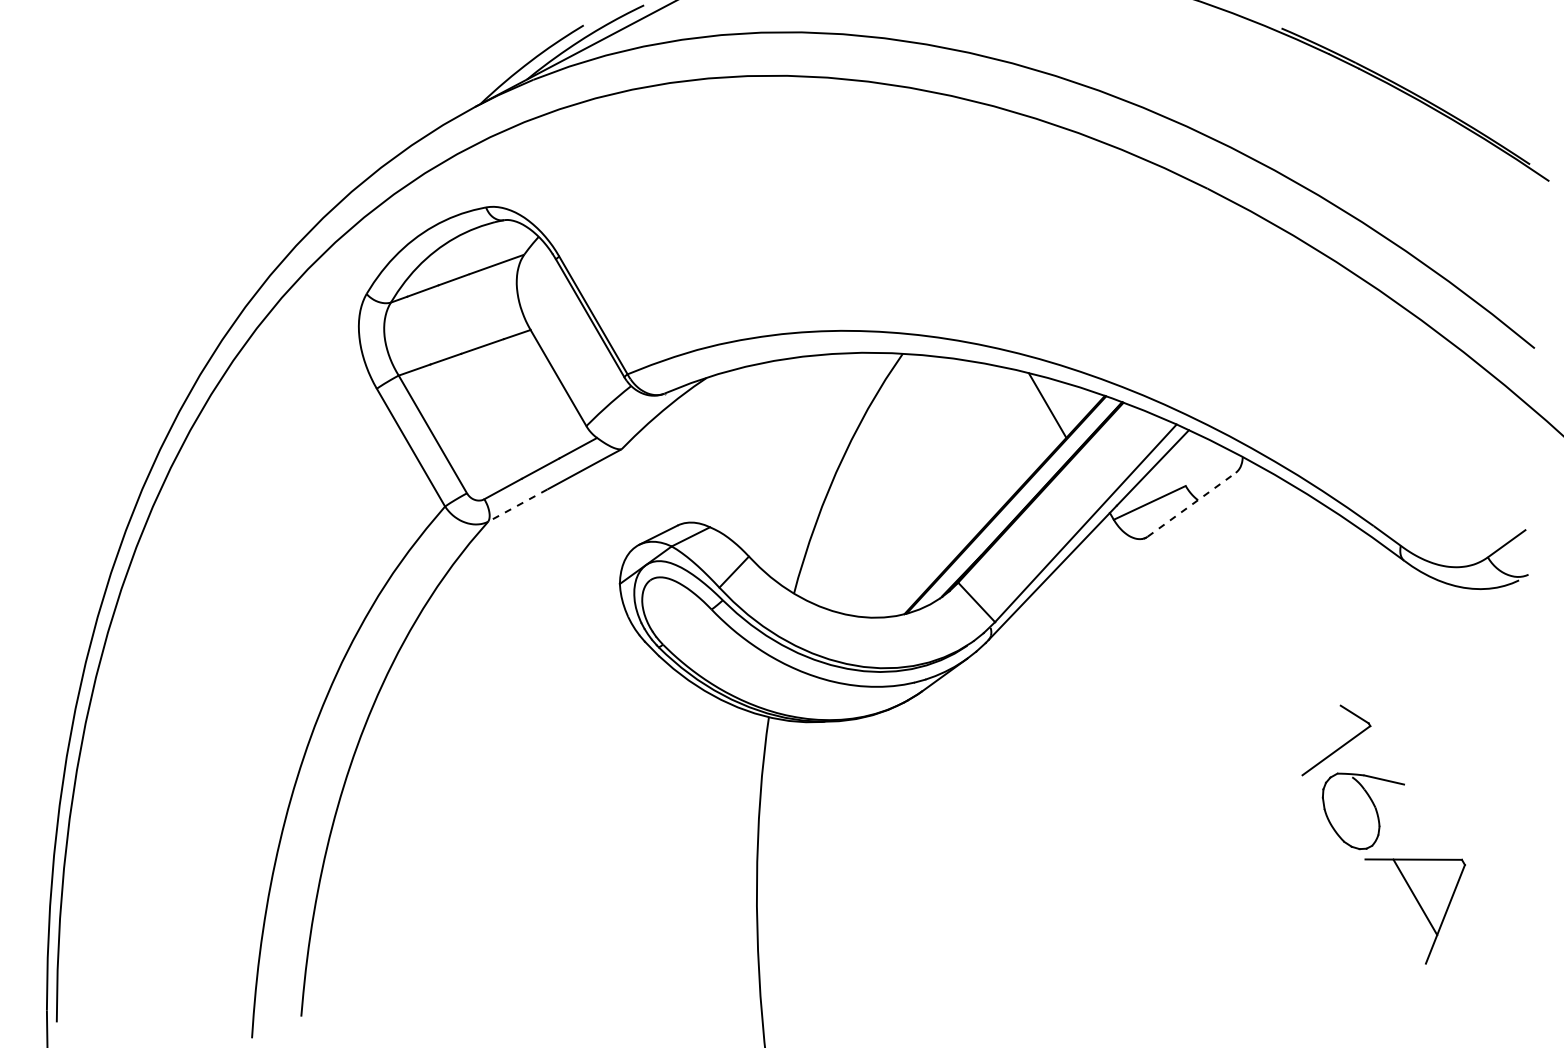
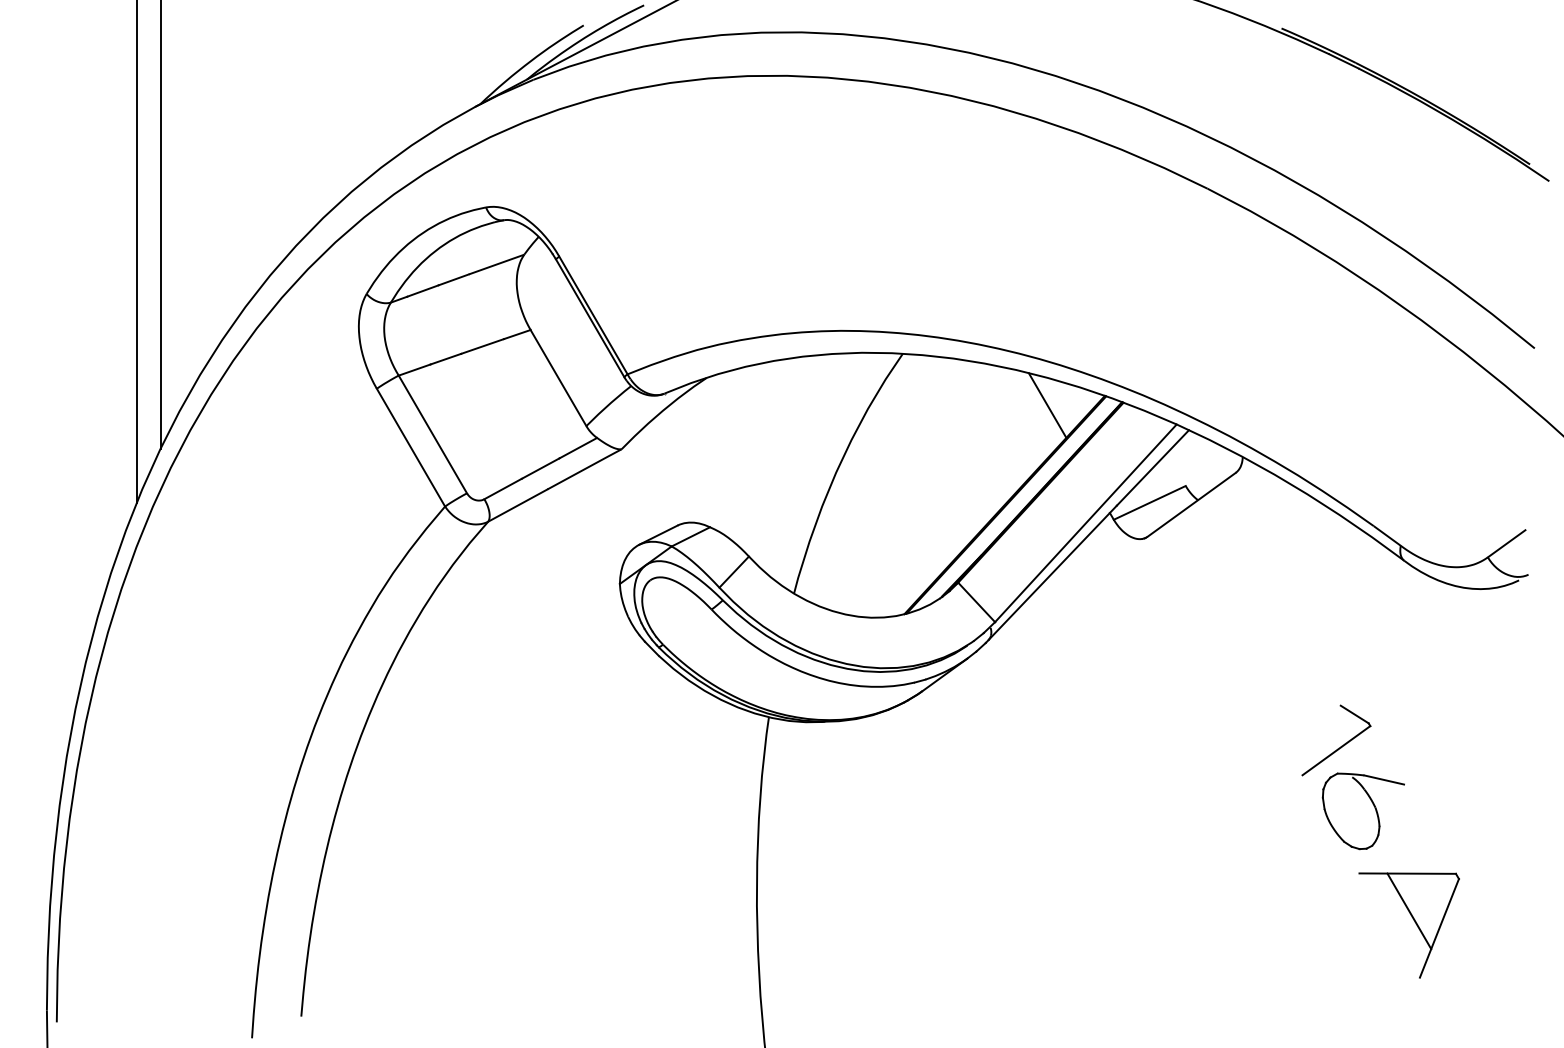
line: none -> present (160, 225)
line: none -> present (136, 252)
line: dashed -> solid (1192, 504)
line: dashed -> solid (517, 505)
part position: (1420, 908) -> (1414, 922) (1414, 922)
